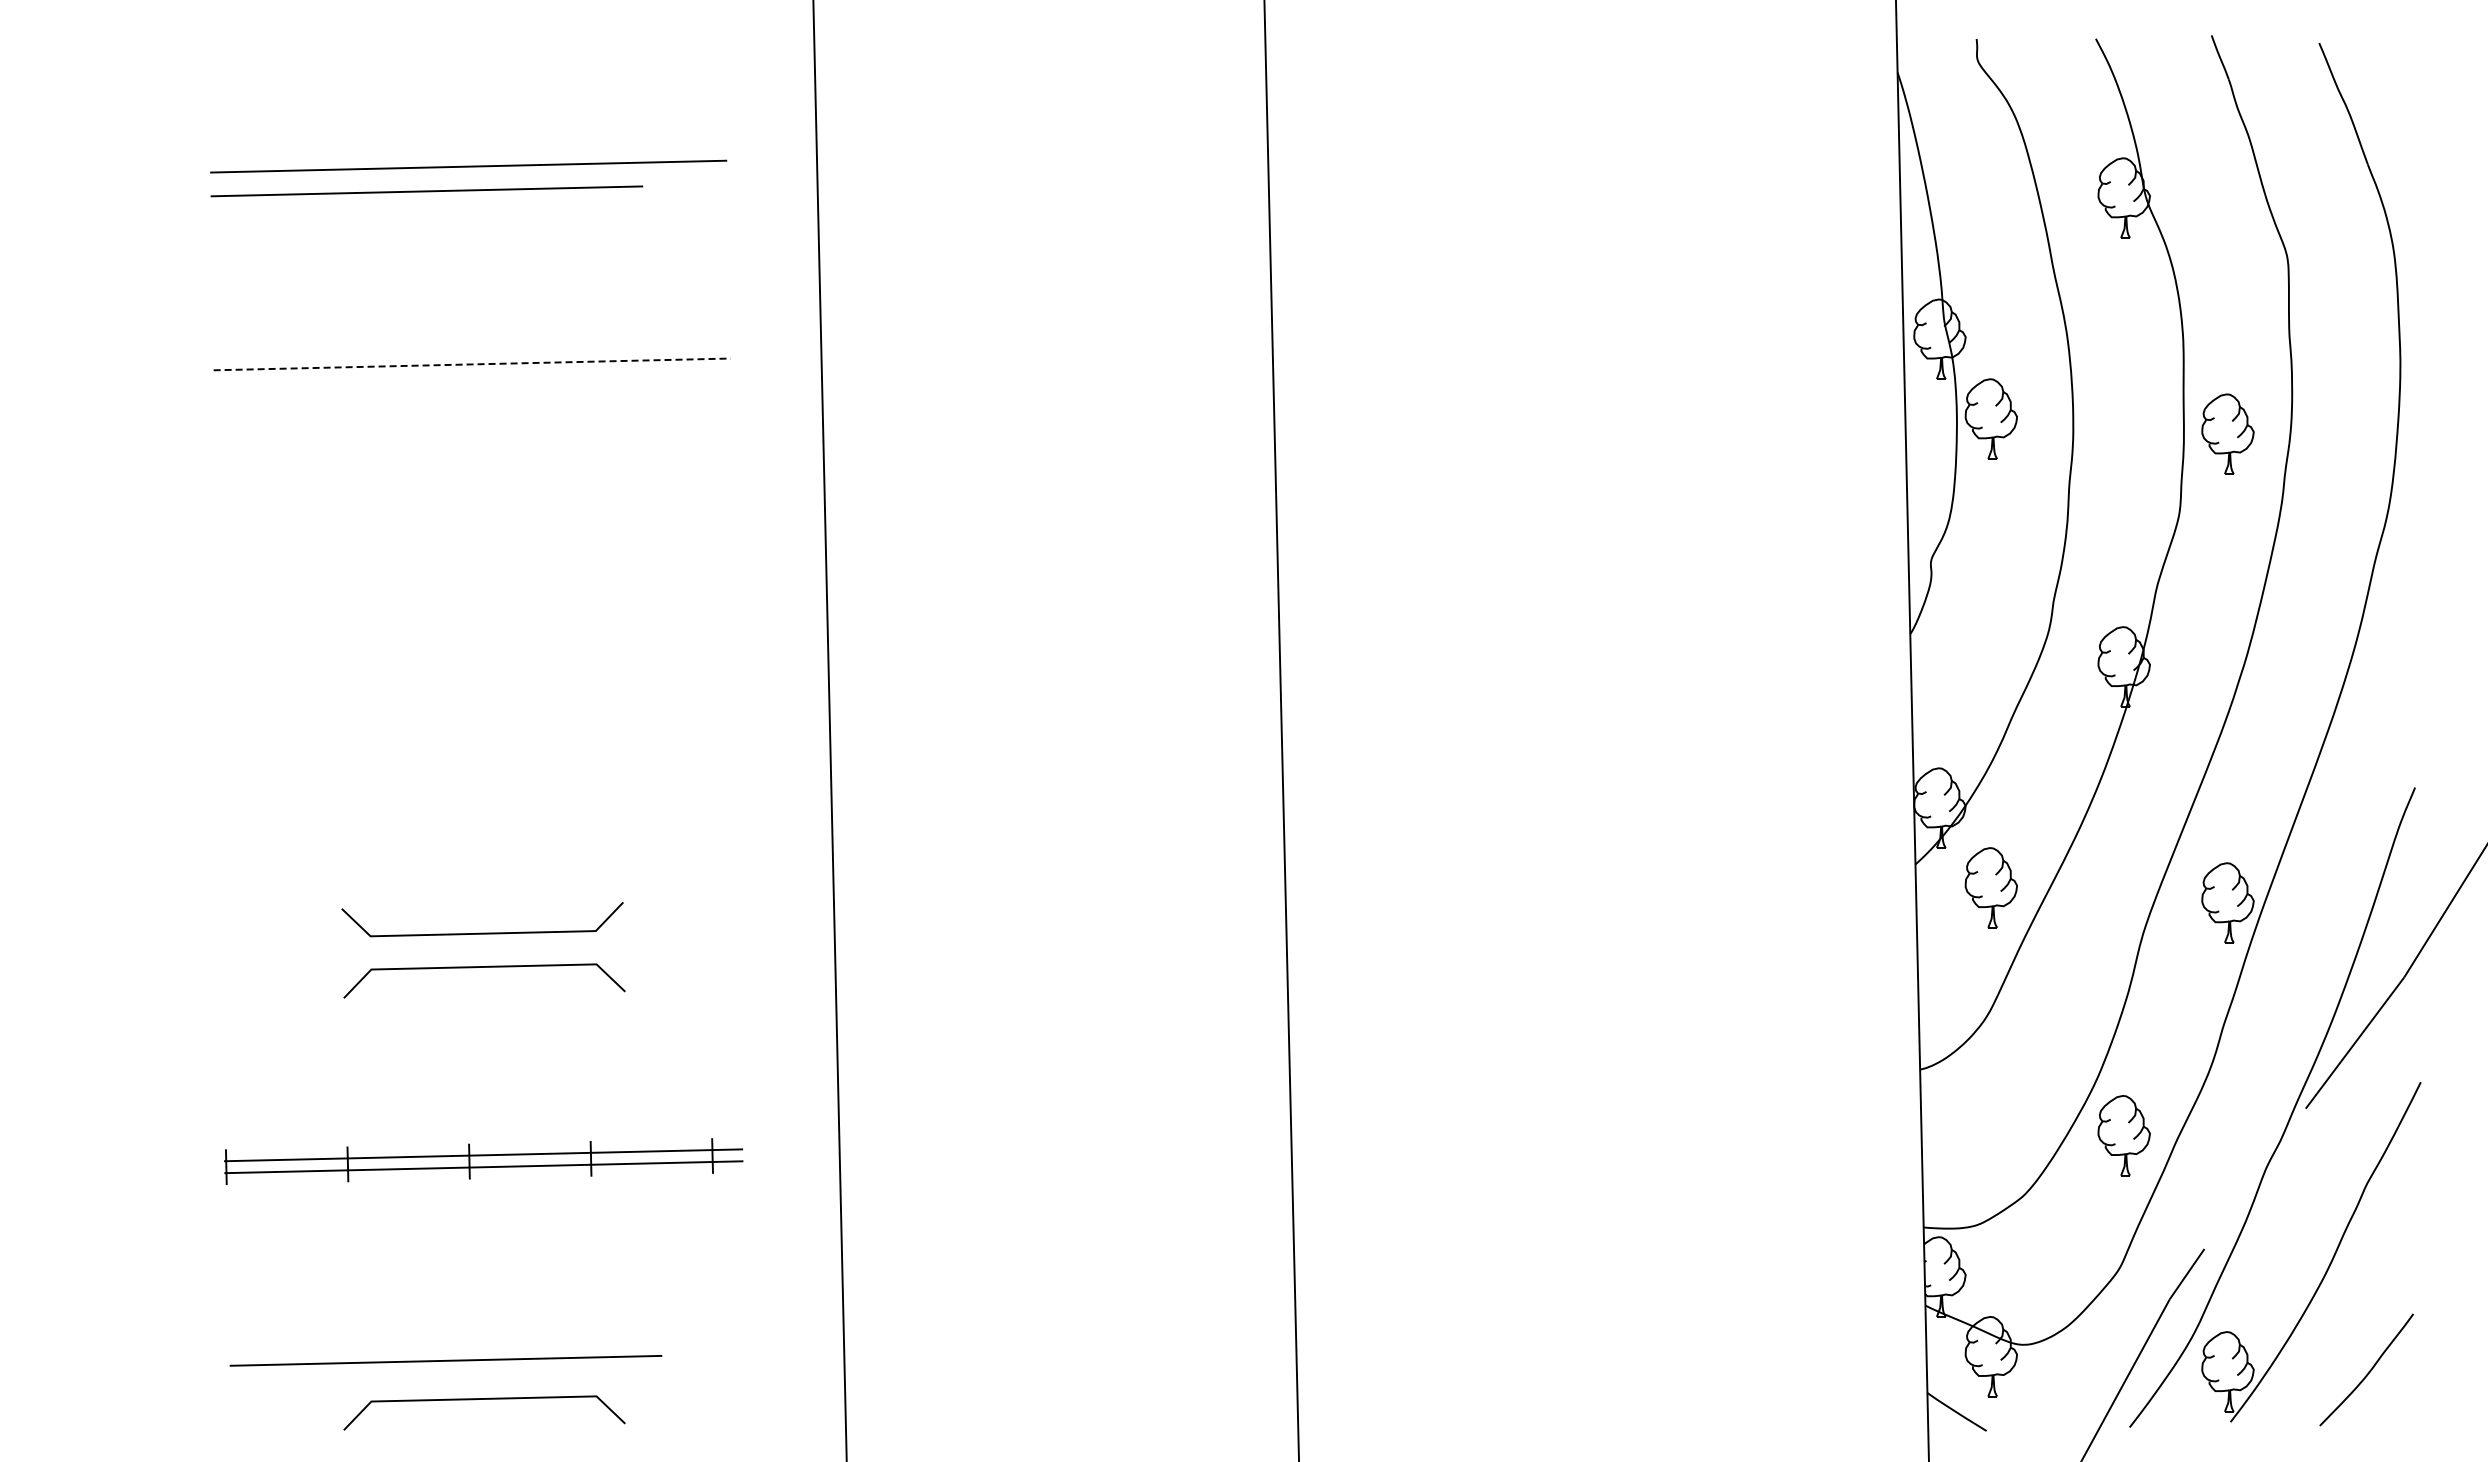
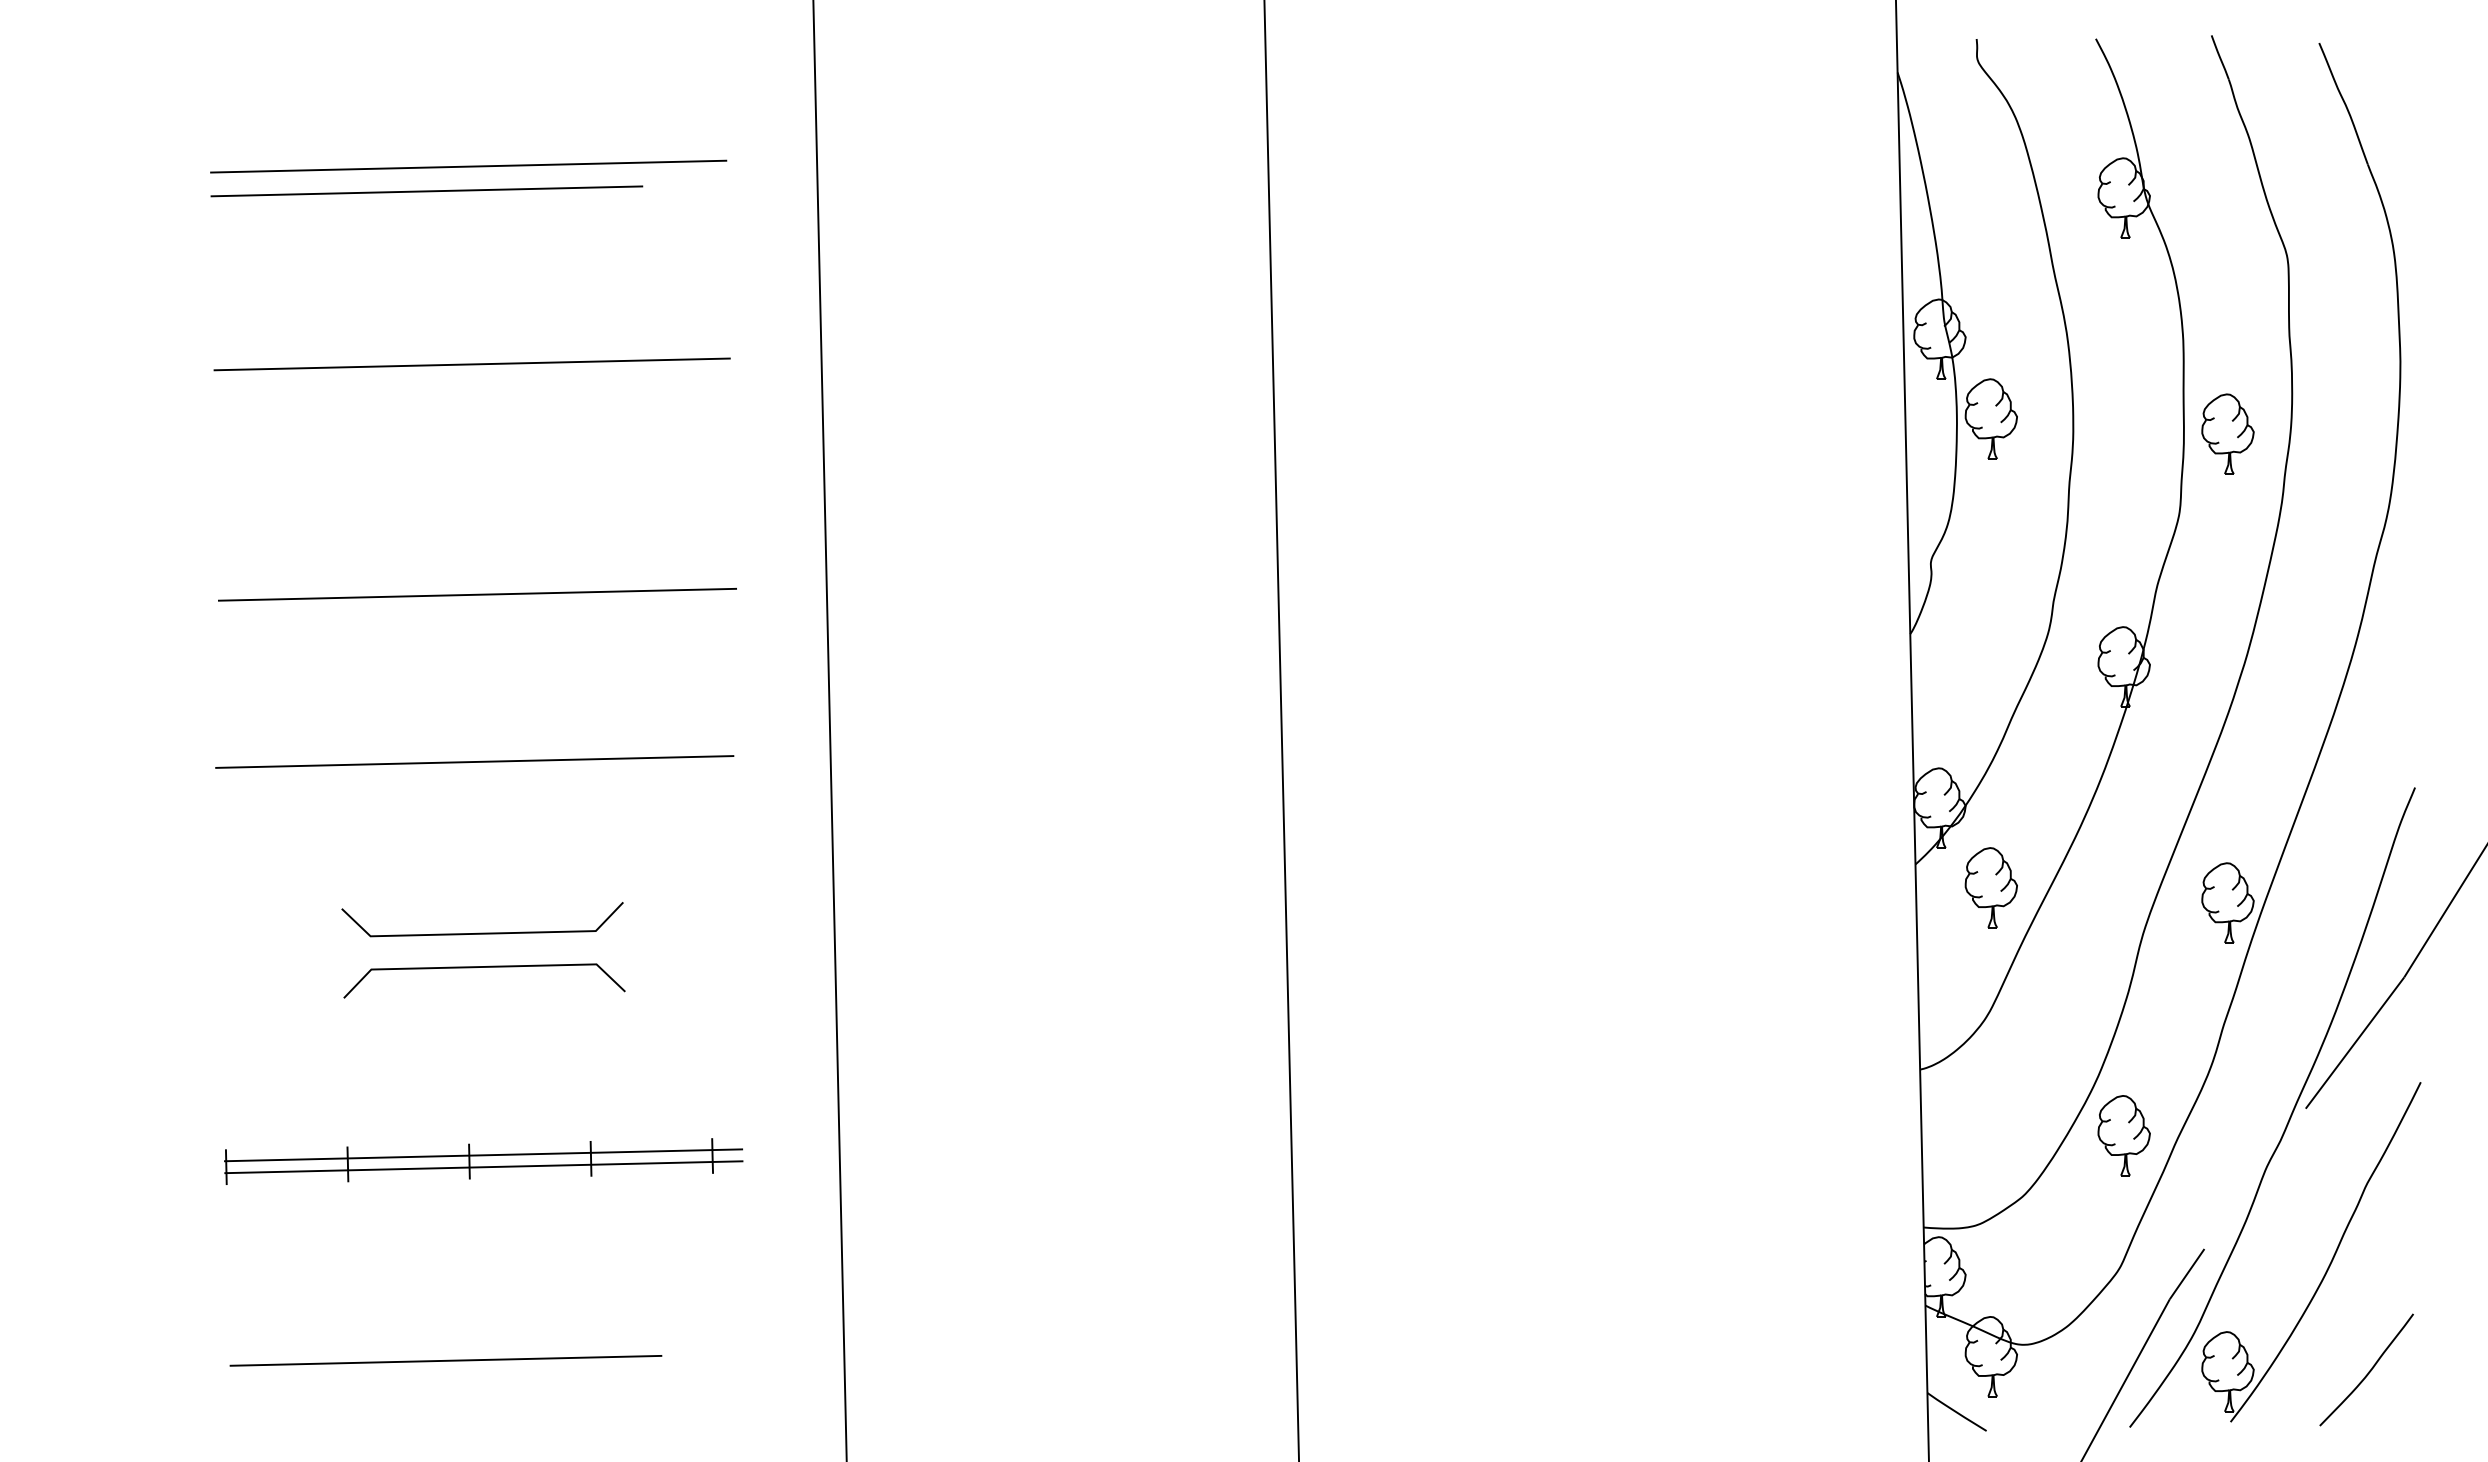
line: dashed -> solid (472, 364)
line: none -> present (477, 594)
line: none -> present (474, 761)
line: present -> none (484, 1399)
